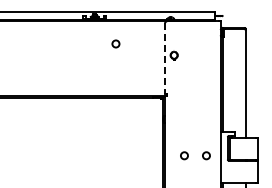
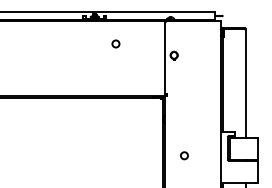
line: dashed -> solid (165, 59)
circle: present -> none (206, 155)
